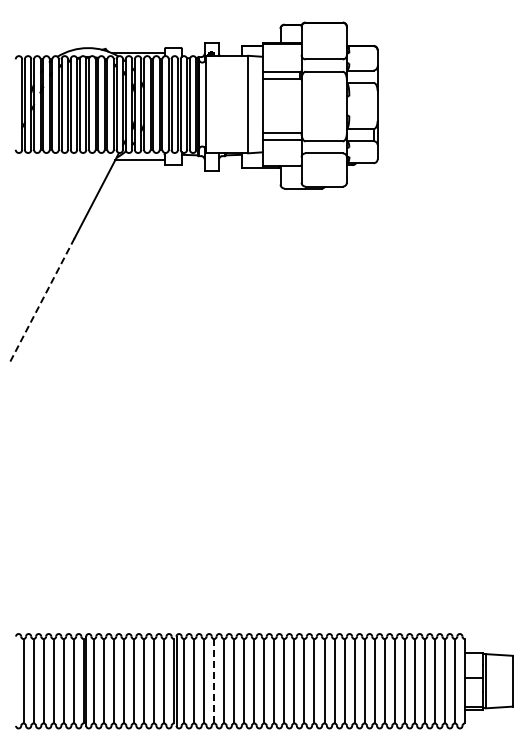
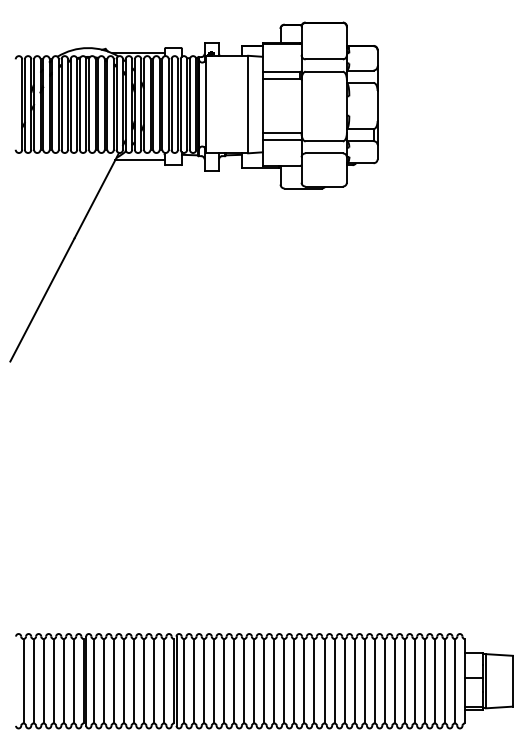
line: dashed -> solid (42, 299)
line: dashed -> solid (214, 680)
